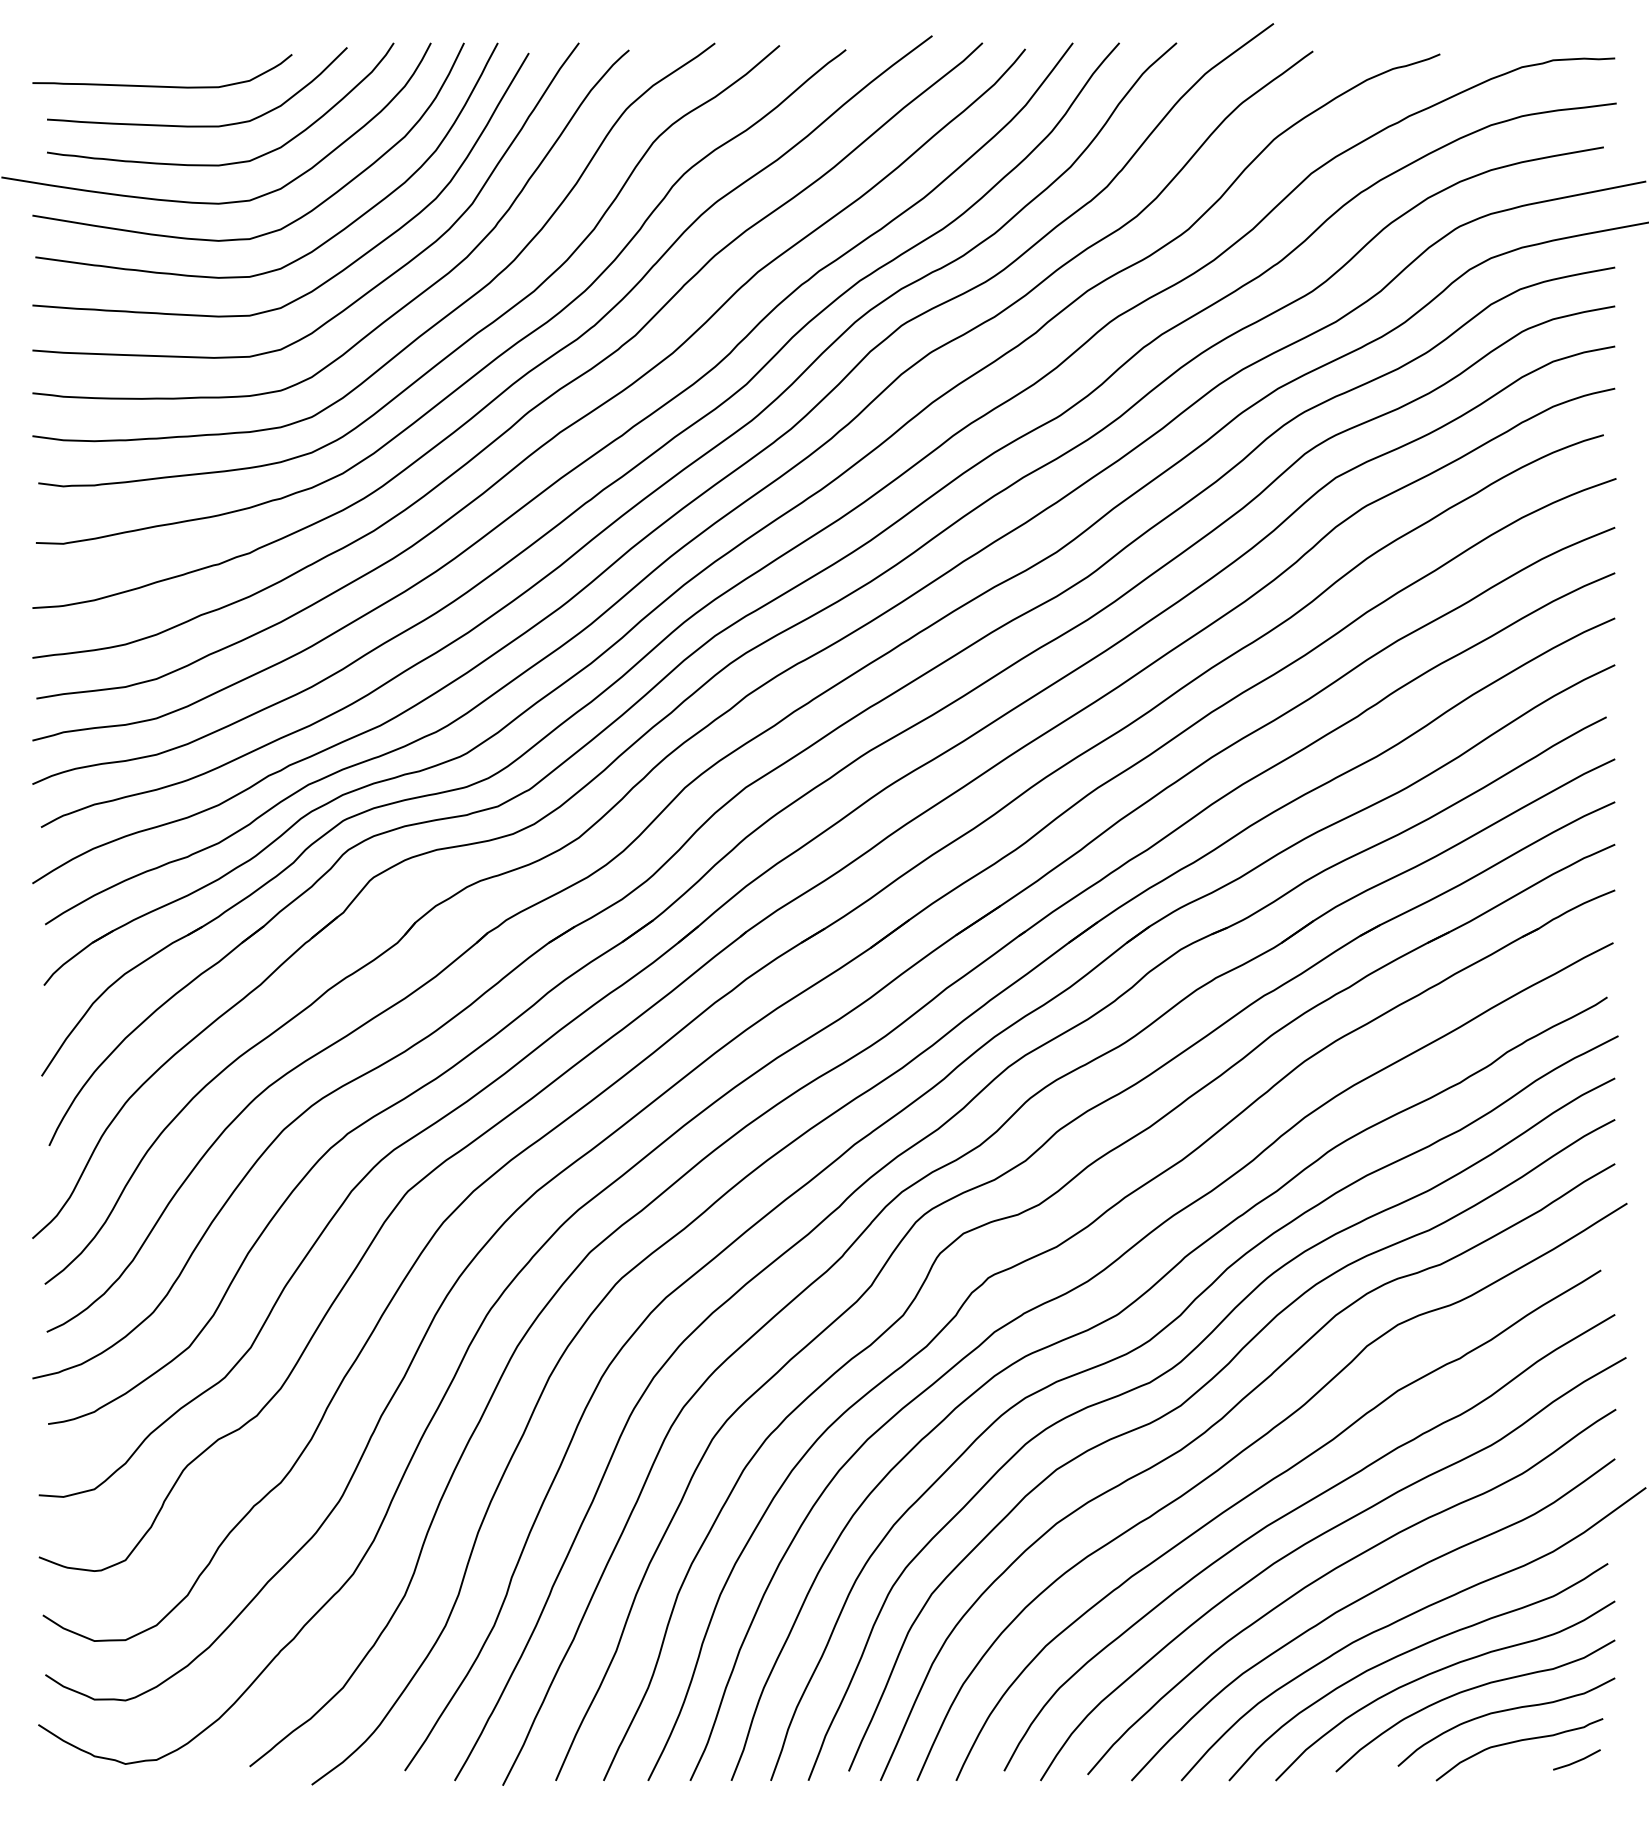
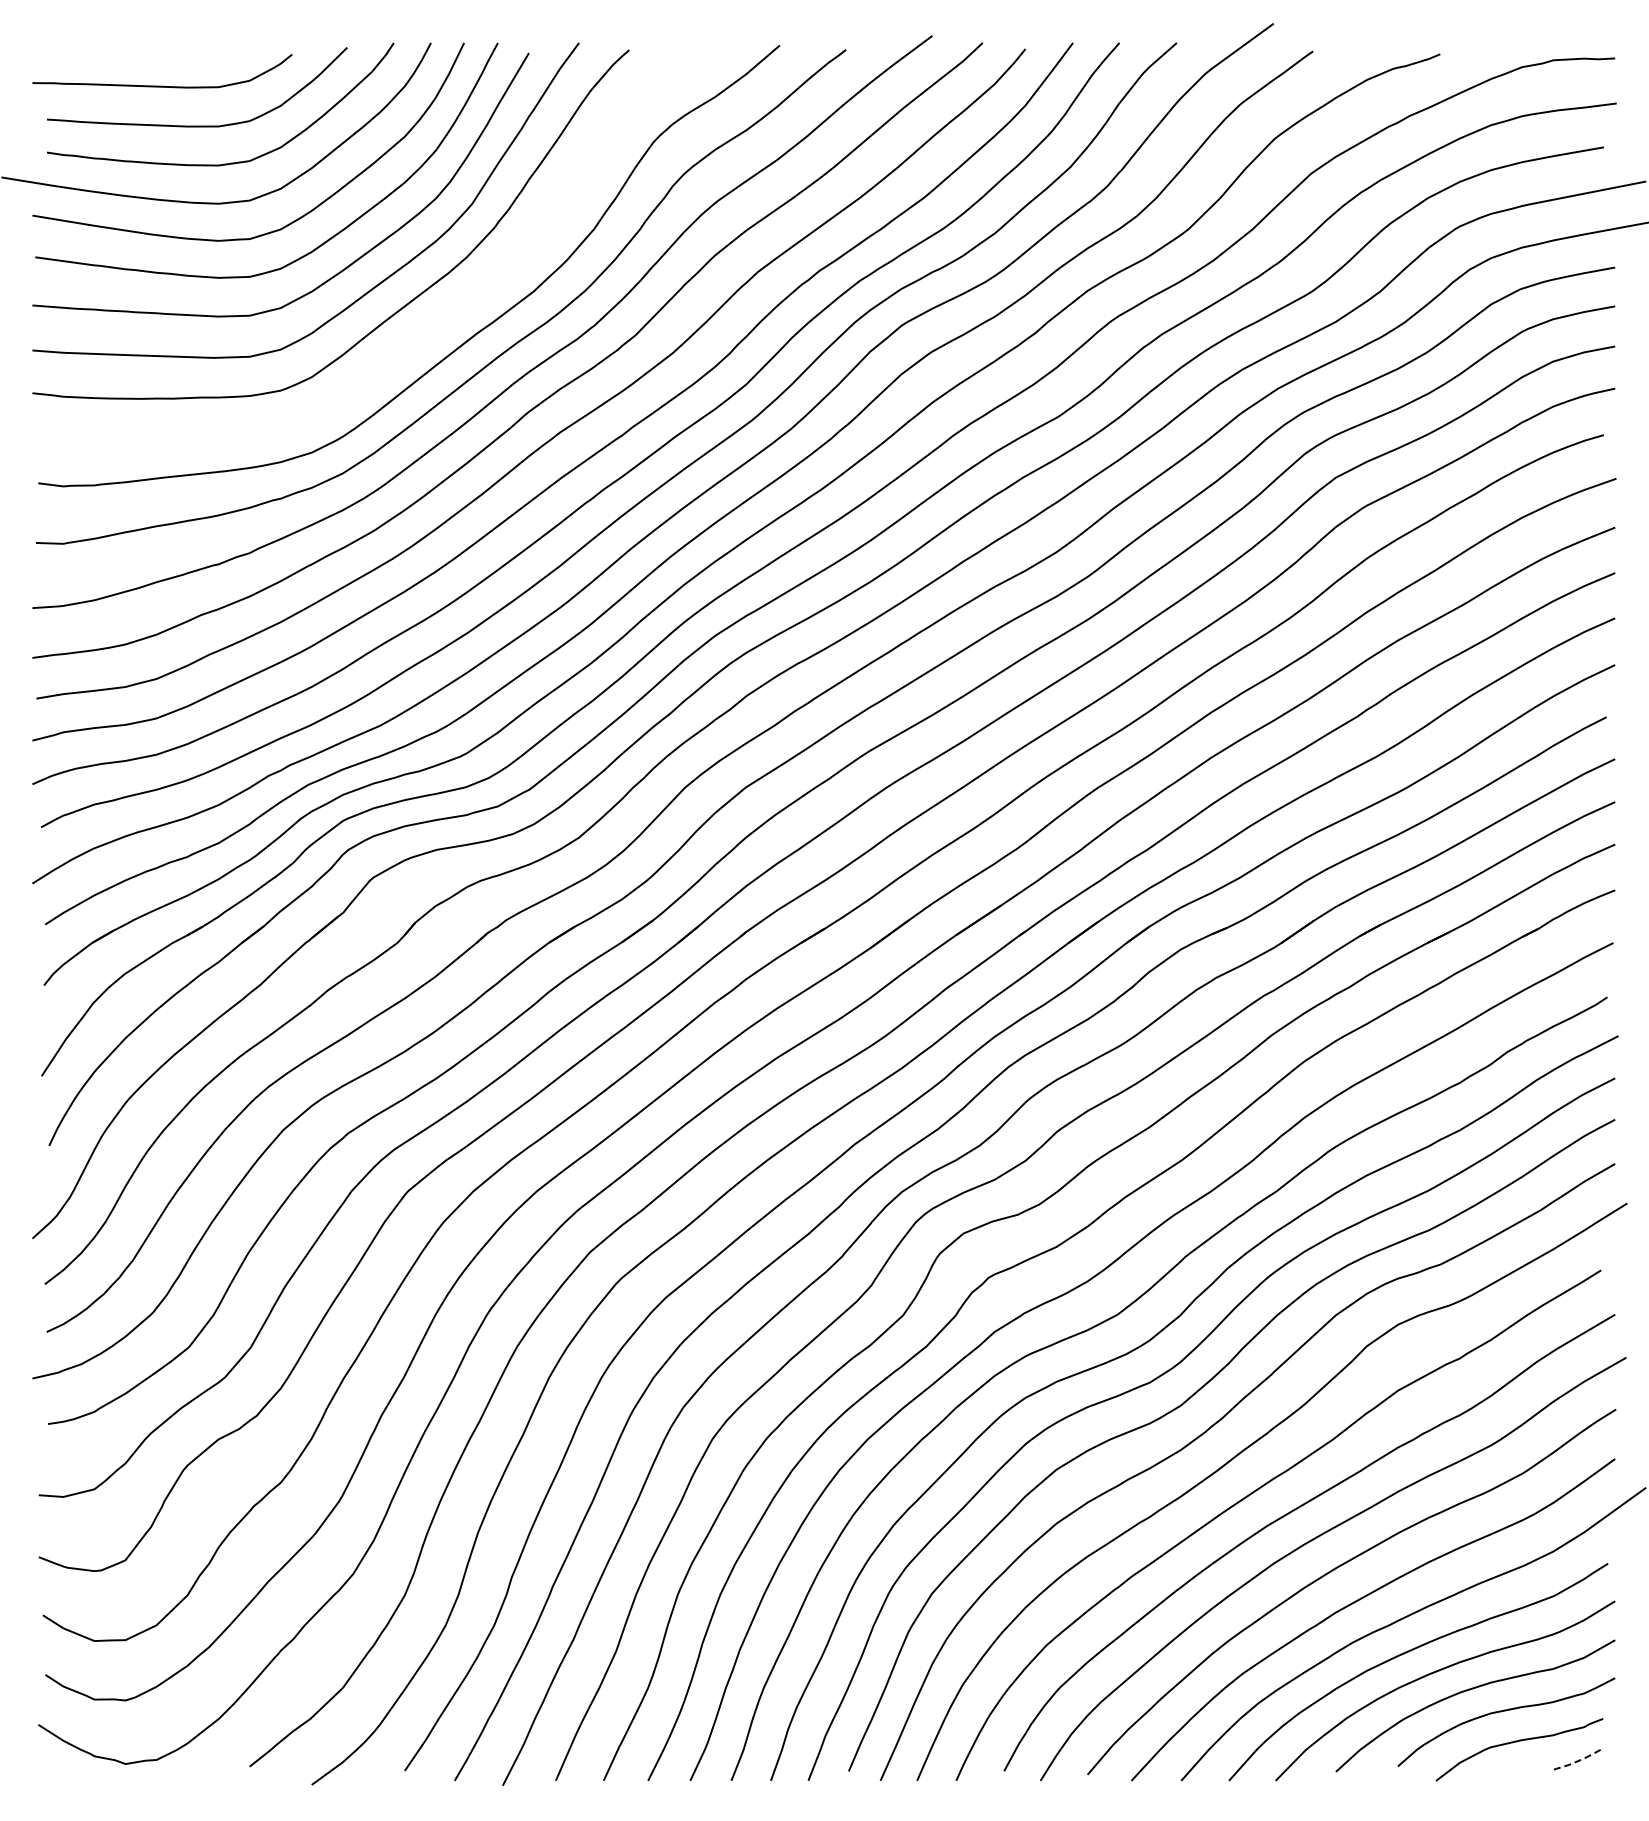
curve: present -> none (433, 324)
line: solid -> dashed (1577, 1761)
